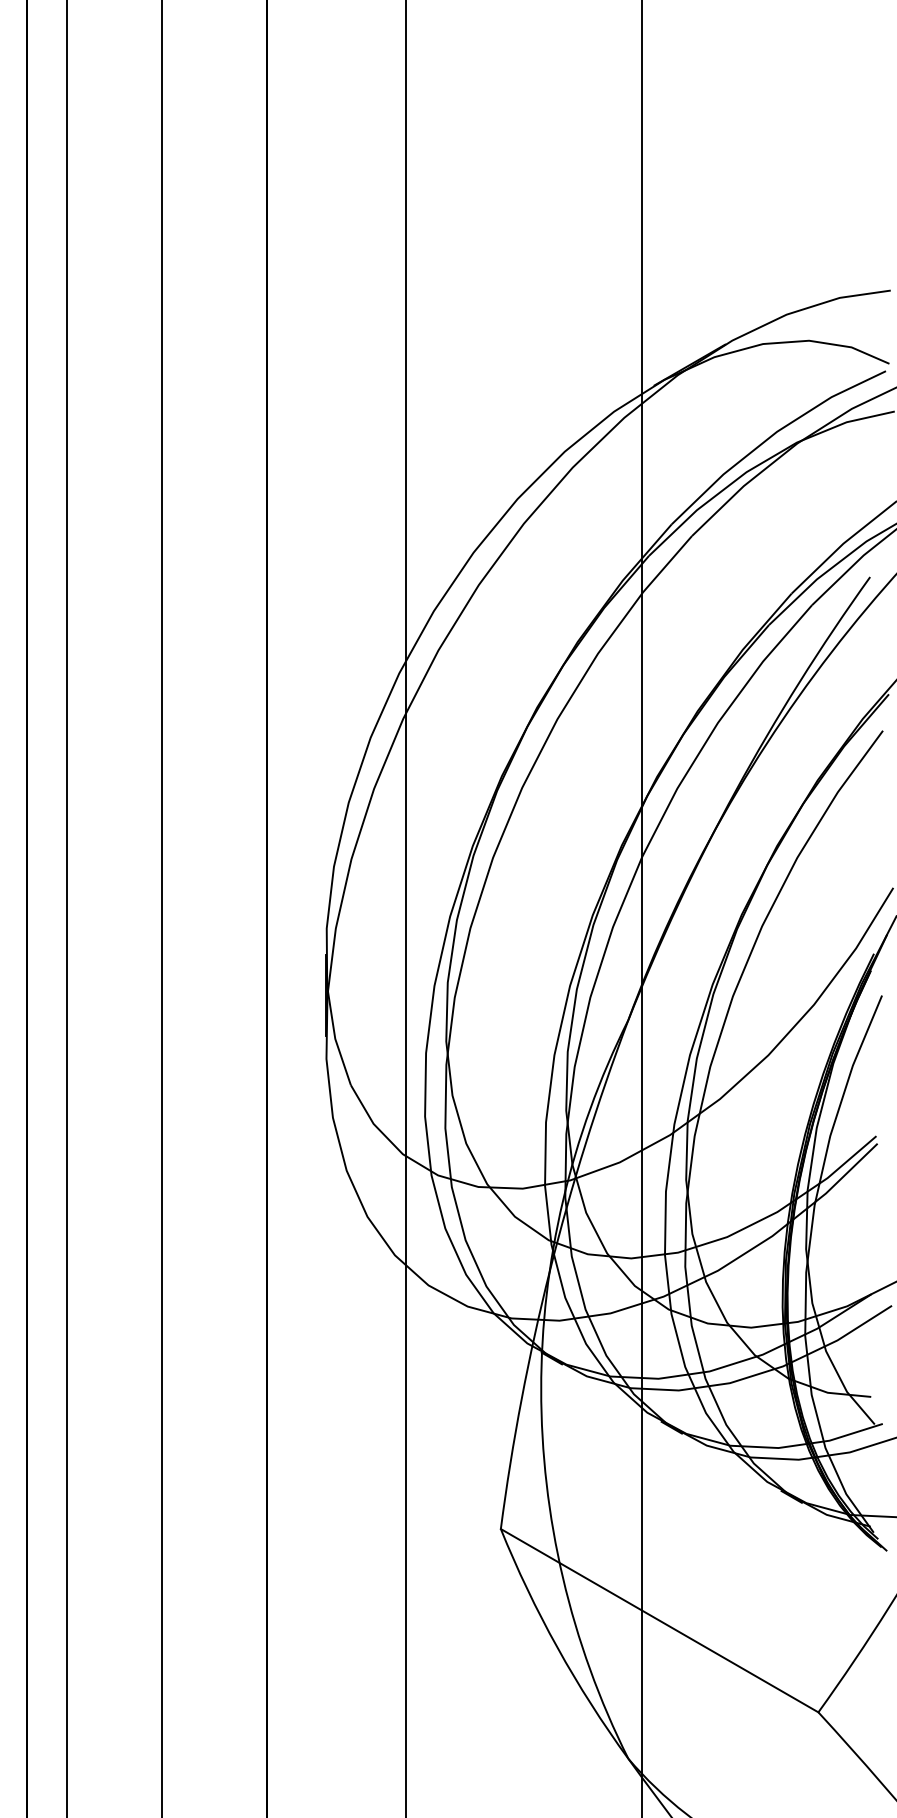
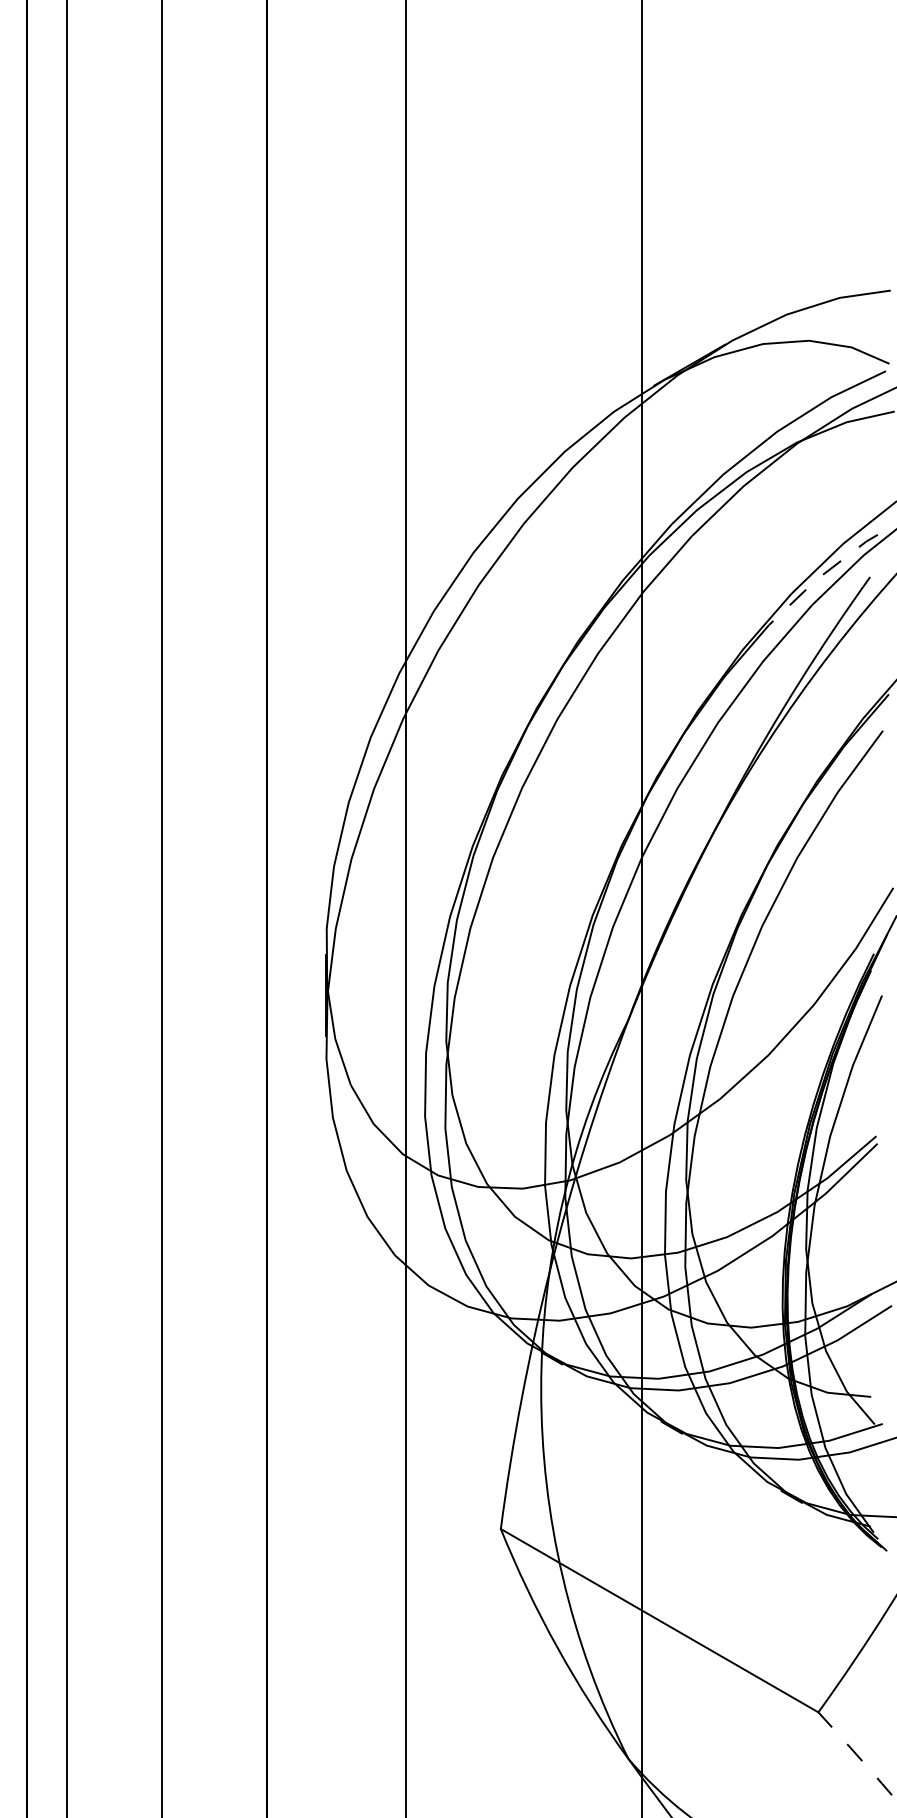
line: solid -> dashed (828, 570)
arc: solid -> dashed (857, 1755)
